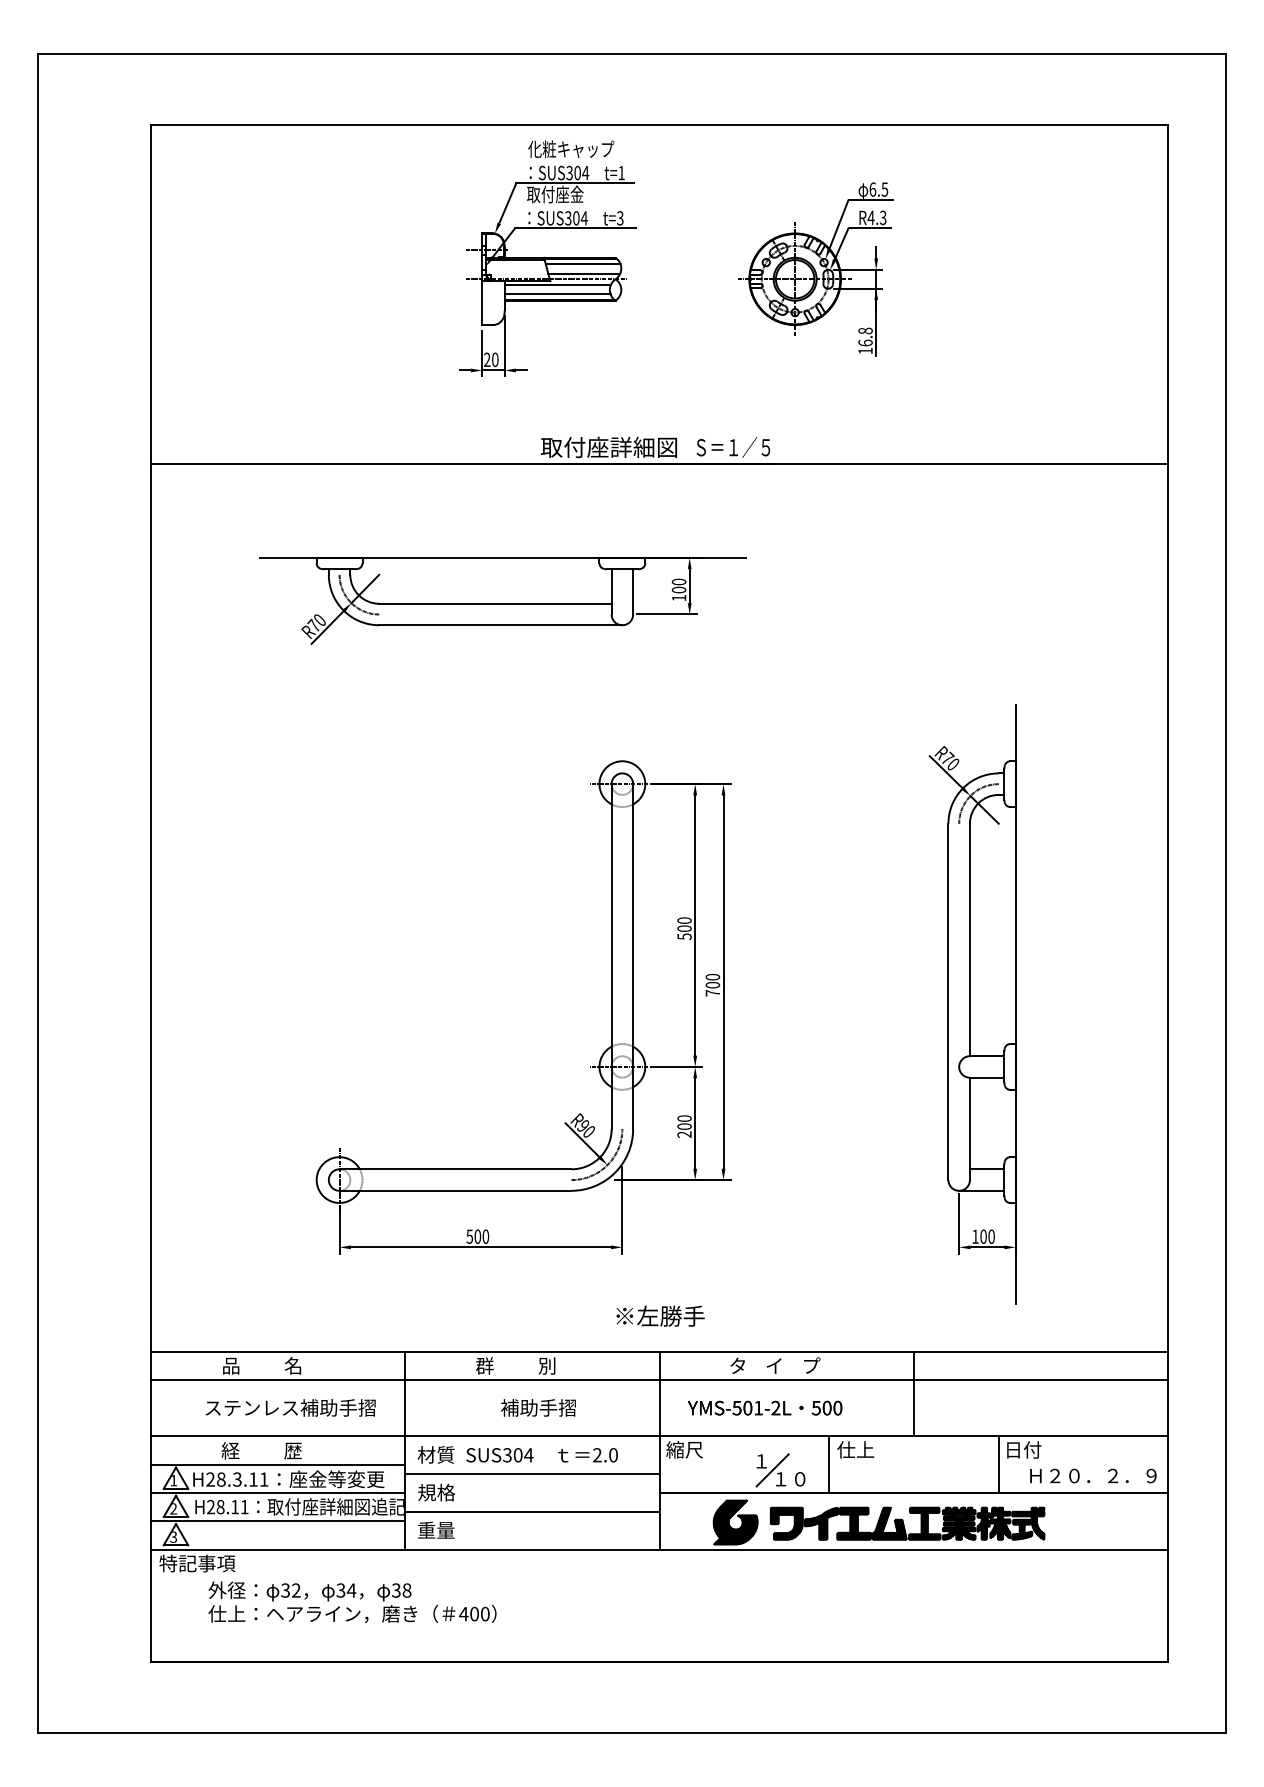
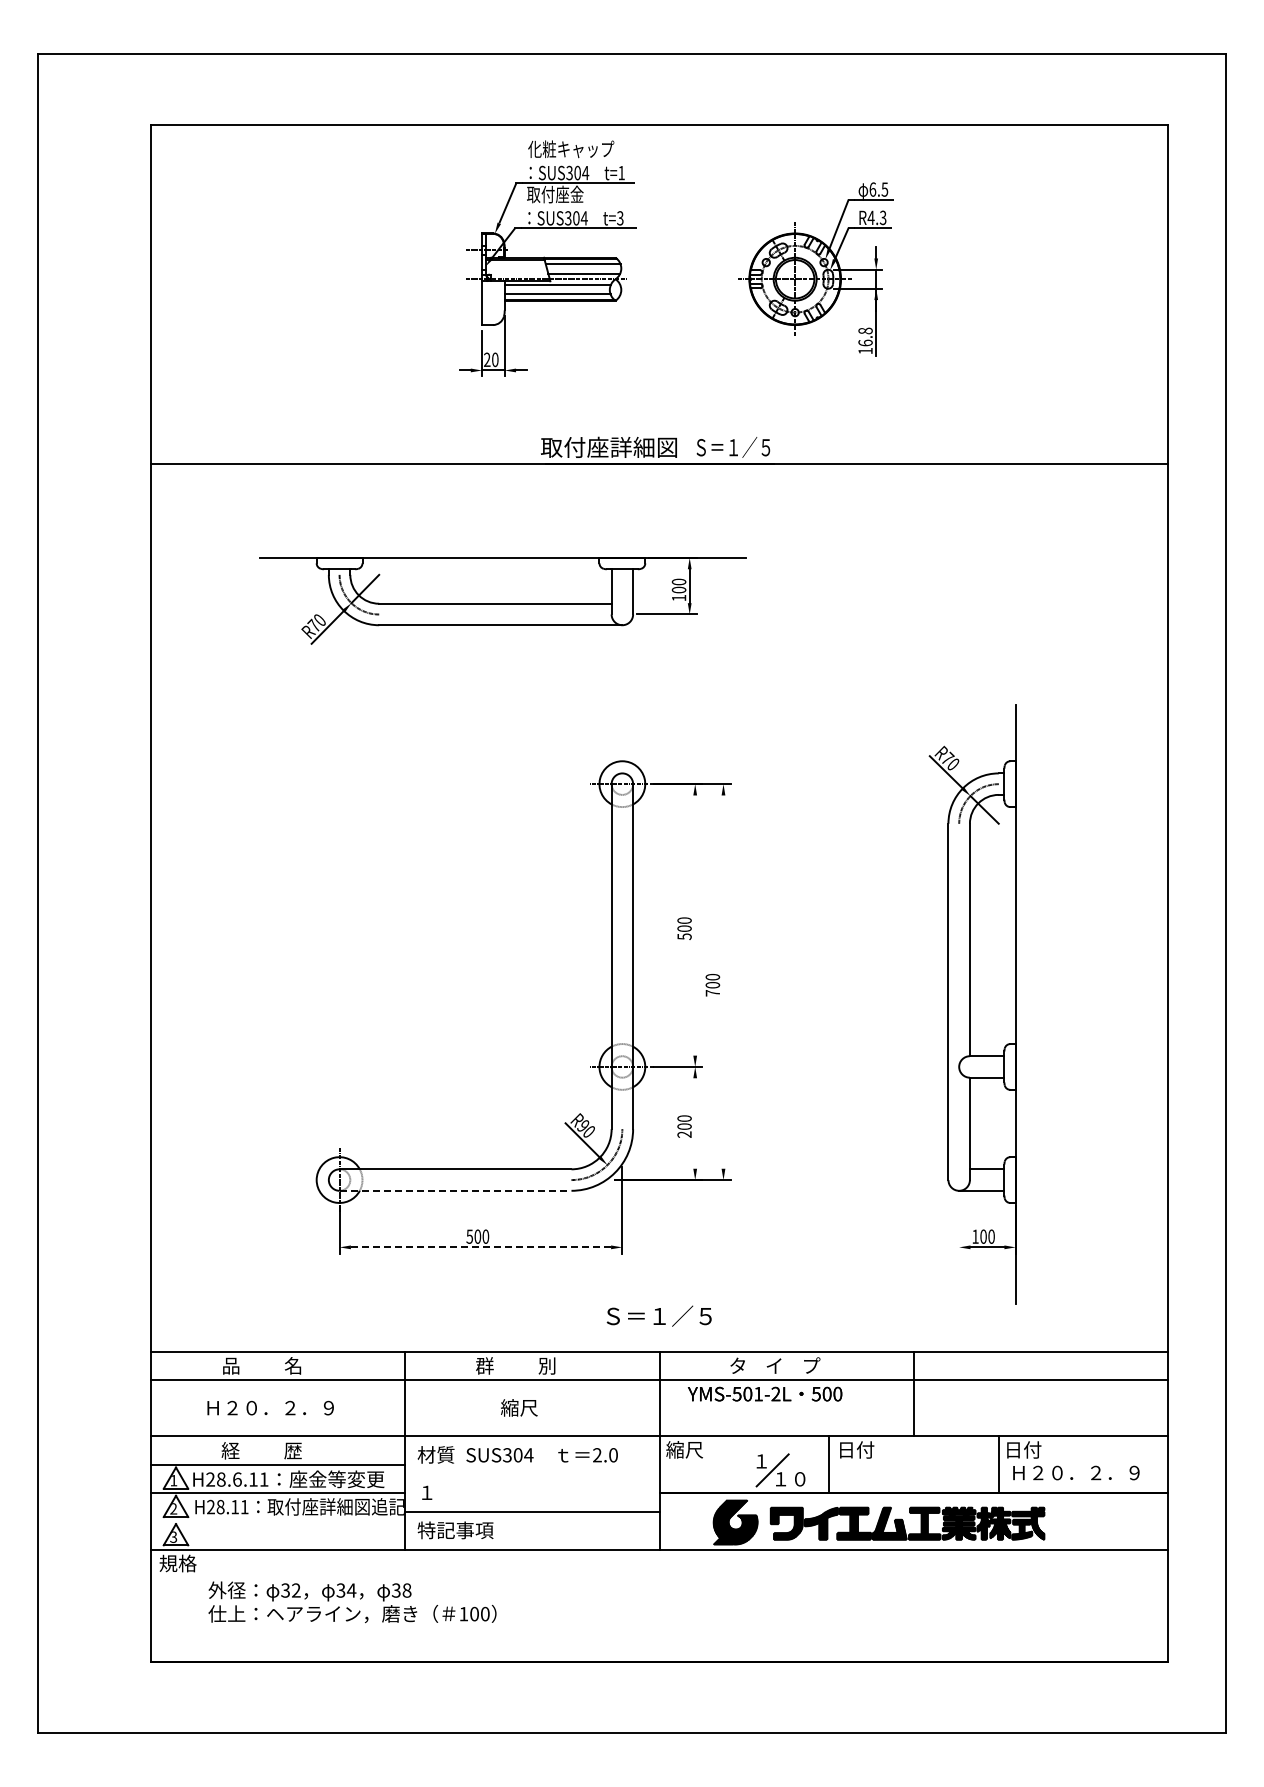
line: present -> none (695, 925)
line: present -> none (723, 981)
line: present -> none (695, 1123)
line: solid -> dashed (455, 1190)
line: present -> none (959, 1224)
line: solid -> dashed (480, 1247)
text: ※左勝手 -> Ｓ＝１／５ (658, 1315)
text: ステンレス補助手摺 -> Ｈ２０．２．９ (290, 1407)
text: 補助手摺 -> 縮尺 (538, 1407)
text position: (765, 1407) -> (765, 1393) (765, 1393)
text: 仕上 -> 日付 (855, 1449)
line: present -> none (532, 1474)
text position: (1093, 1475) -> (1076, 1472) (1076, 1472)
text: H28.3.11 -> H28.6.11 (237, 1479)
text: 規格 -> １ (436, 1492)
line: present -> none (278, 1521)
text: 重量 -> 特記事項 (455, 1530)
text: 特記事項 -> 規格 (197, 1563)
text: 400 -> 100 (463, 1614)
